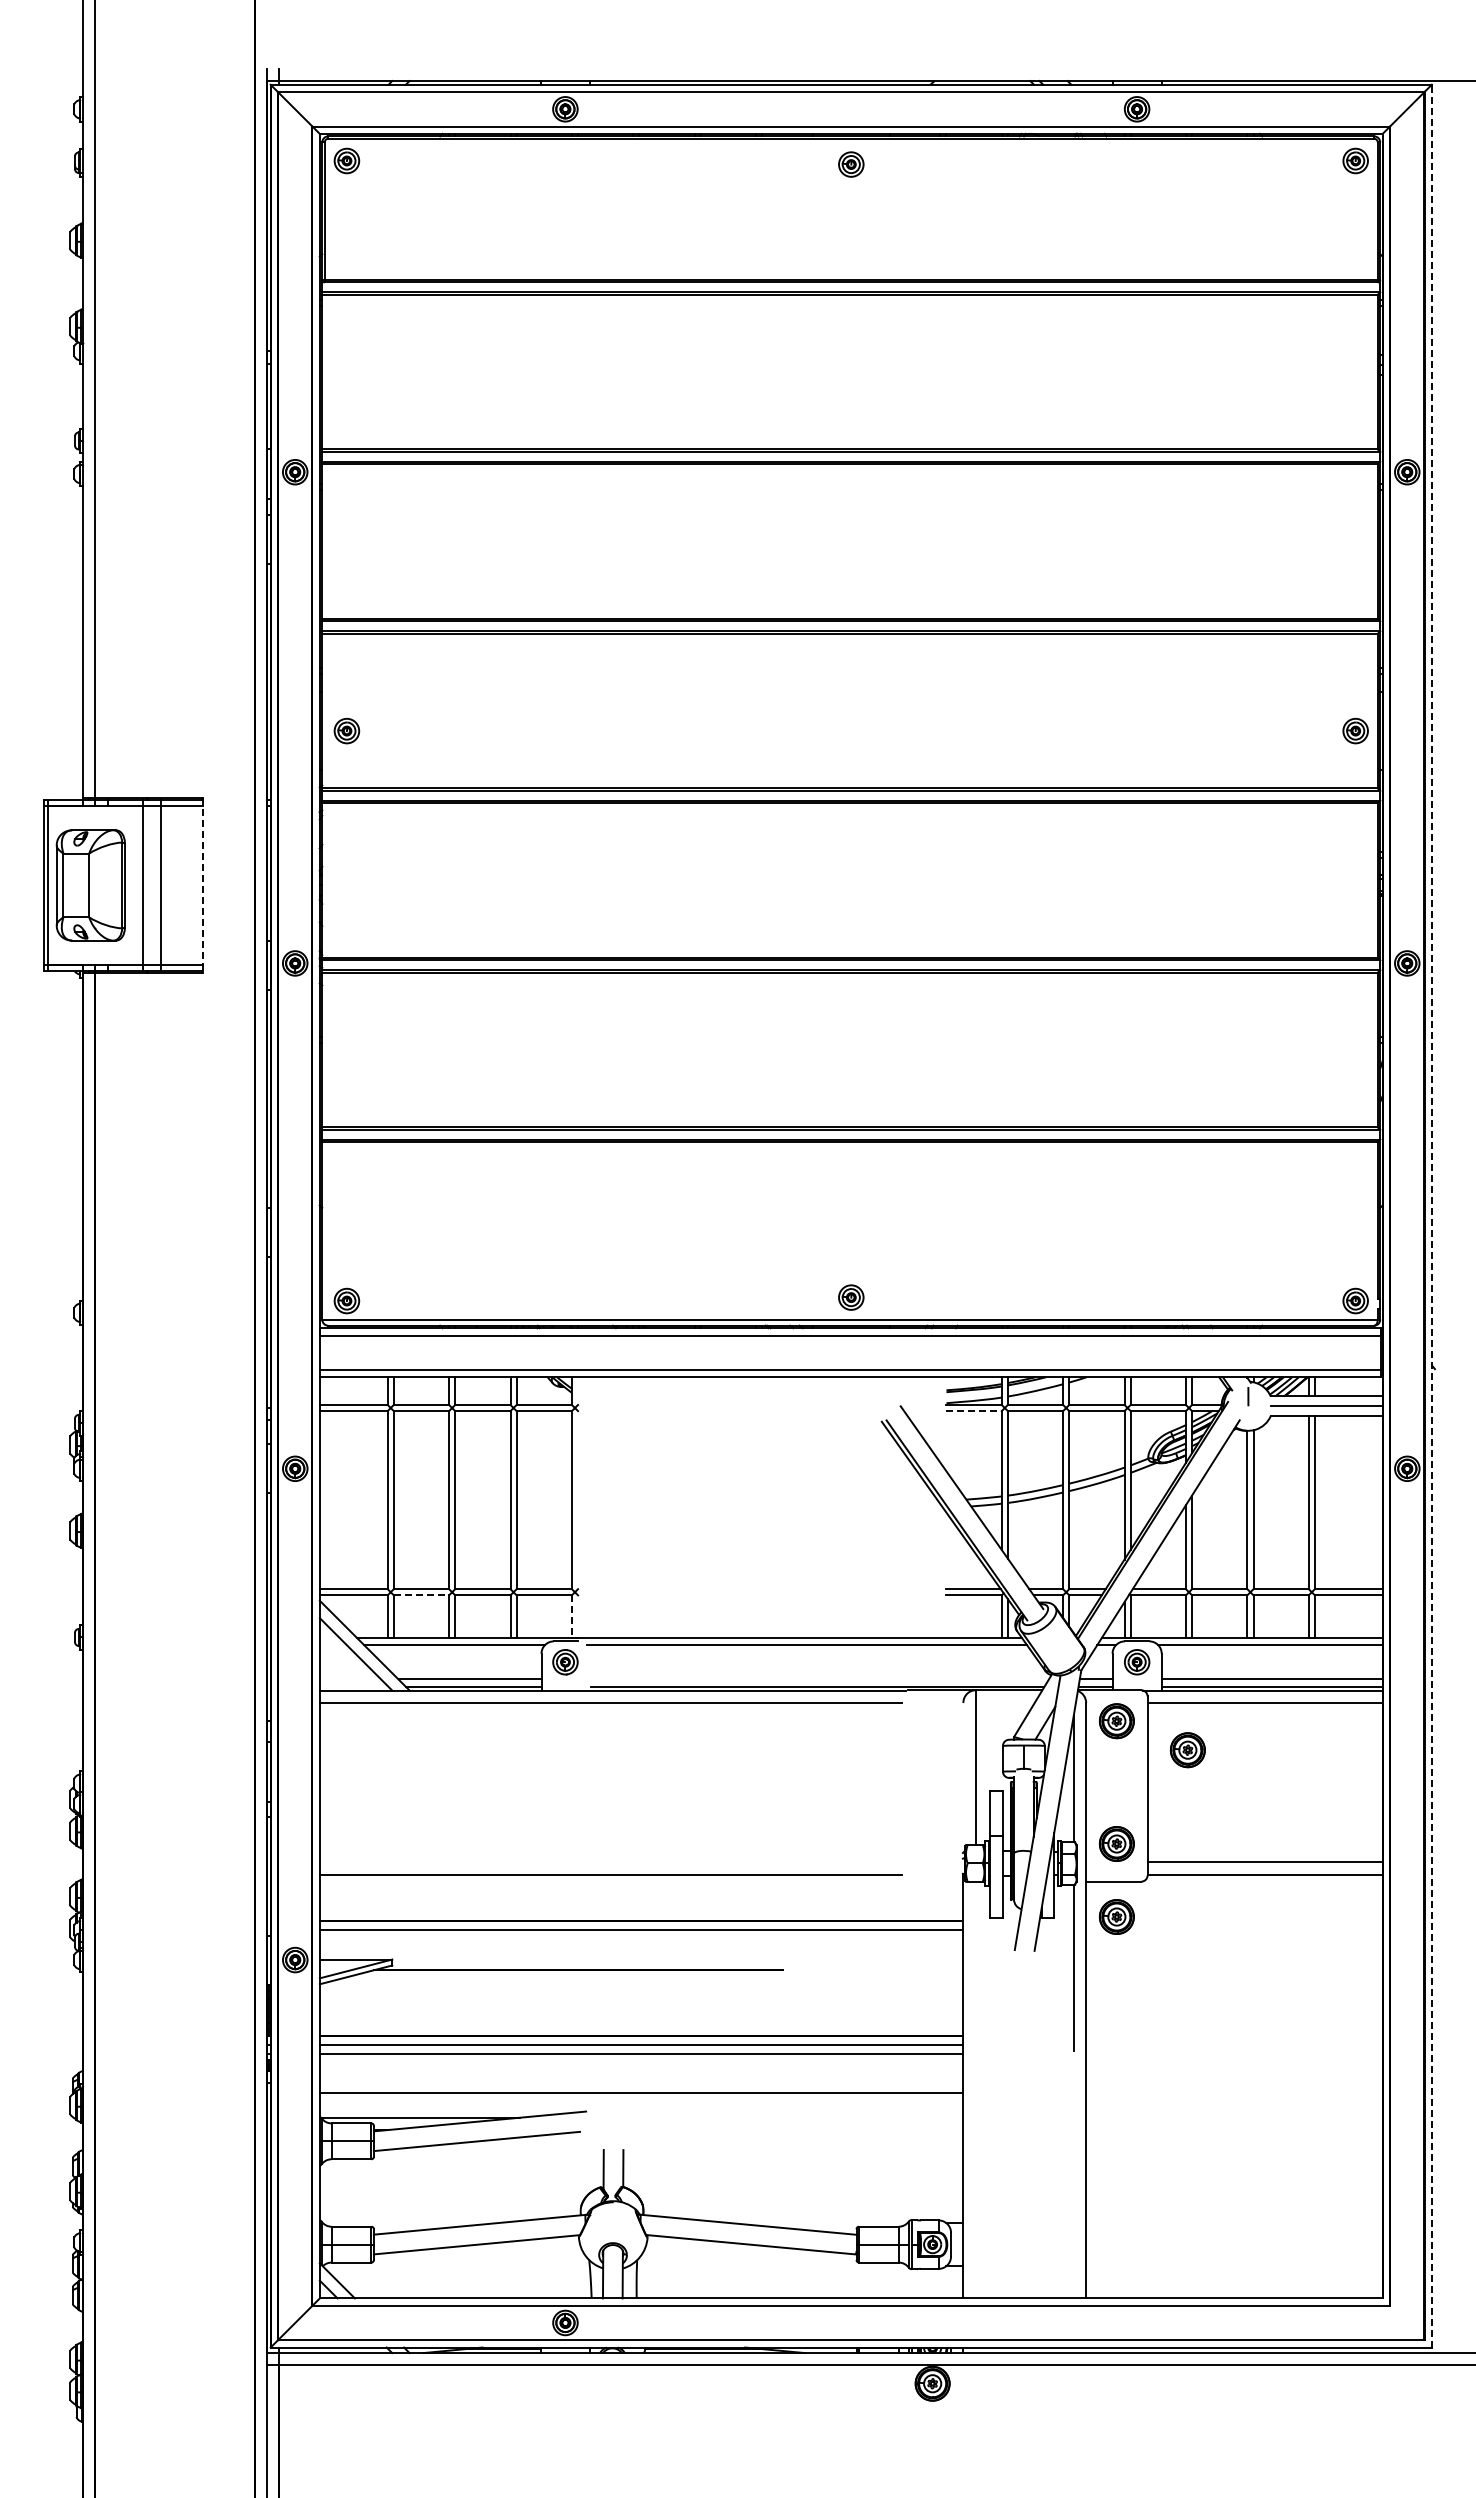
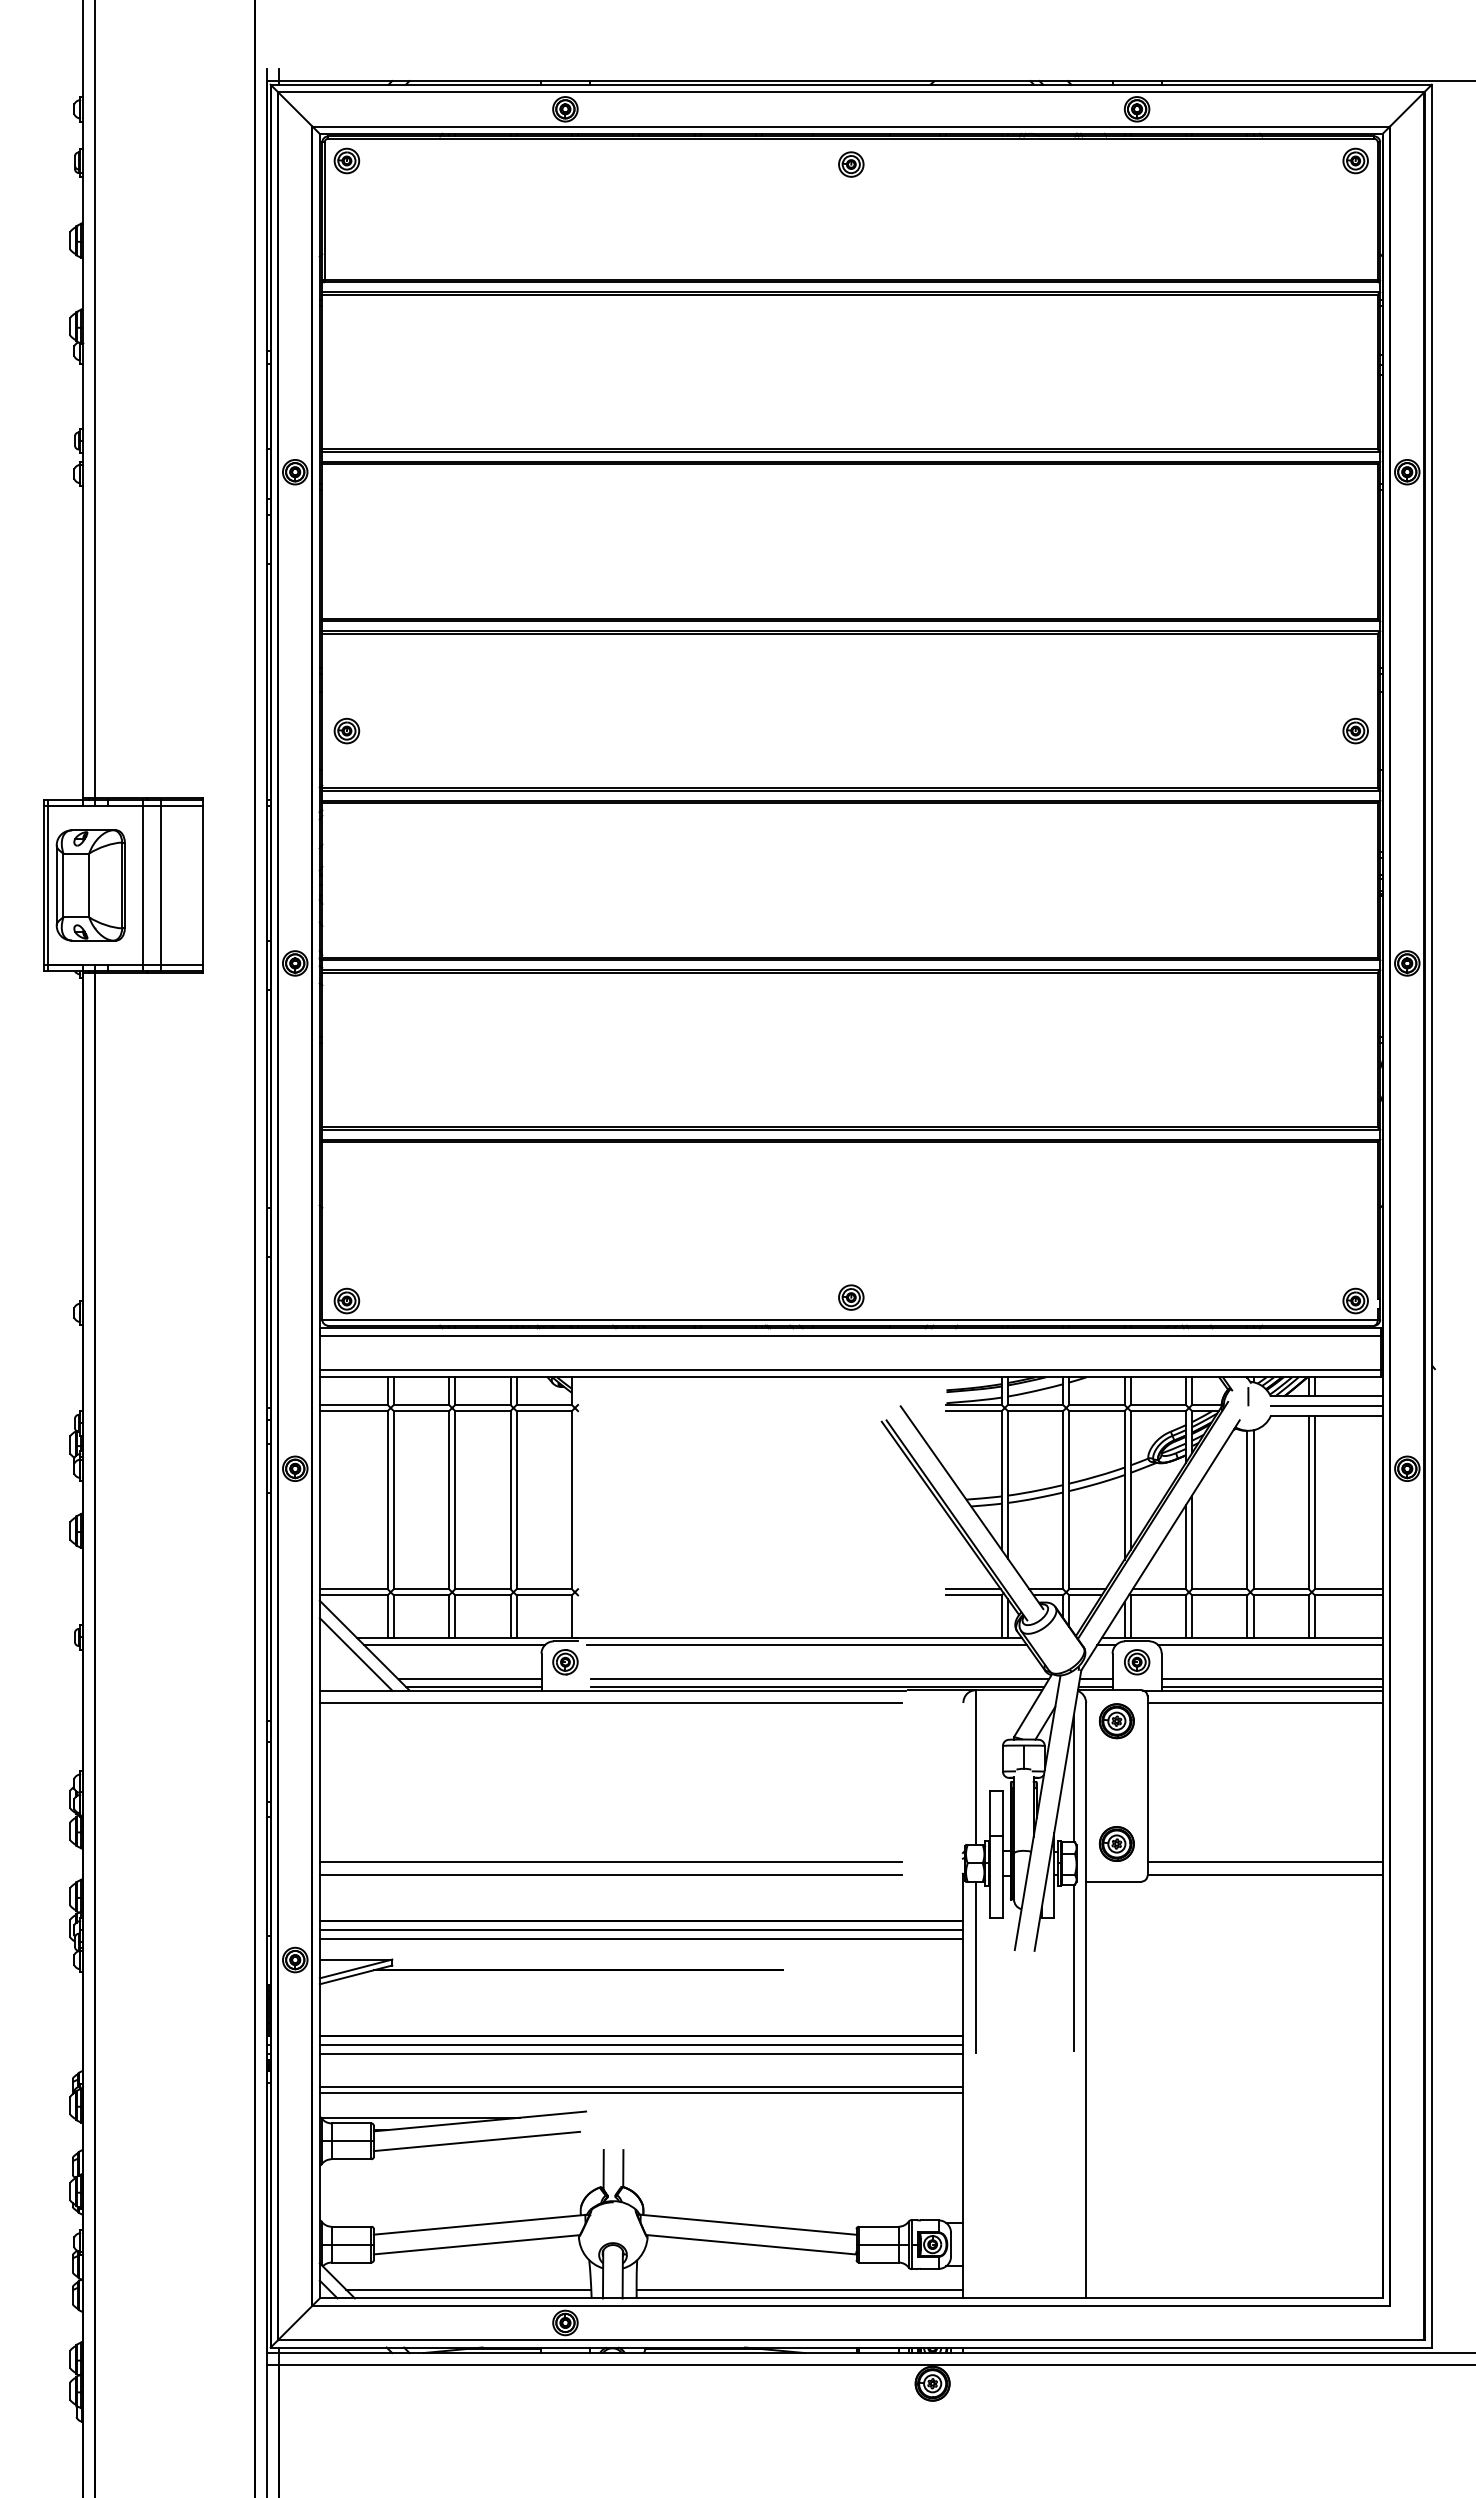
line: dashed -> solid (202, 885)
line: dashed -> solid (1431, 1215)
line: dashed -> solid (974, 1411)
line: dashed -> solid (421, 1595)
line: dashed -> solid (571, 1617)
line: none -> present (819, 1679)
part: present -> none (1187, 1750)
line: none -> present (610, 1862)
part: present -> none (1116, 1916)
line: none -> present (641, 1939)
line: none -> present (975, 1967)
line: none -> present (641, 2087)
line: none -> present (468, 2289)
line: none -> present (799, 2289)
